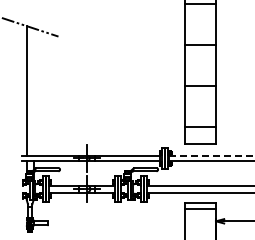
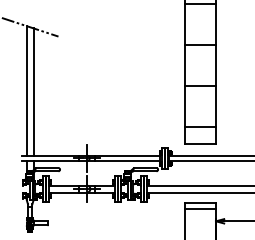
line: none -> present (33, 91)
line: dashed -> solid (212, 155)
